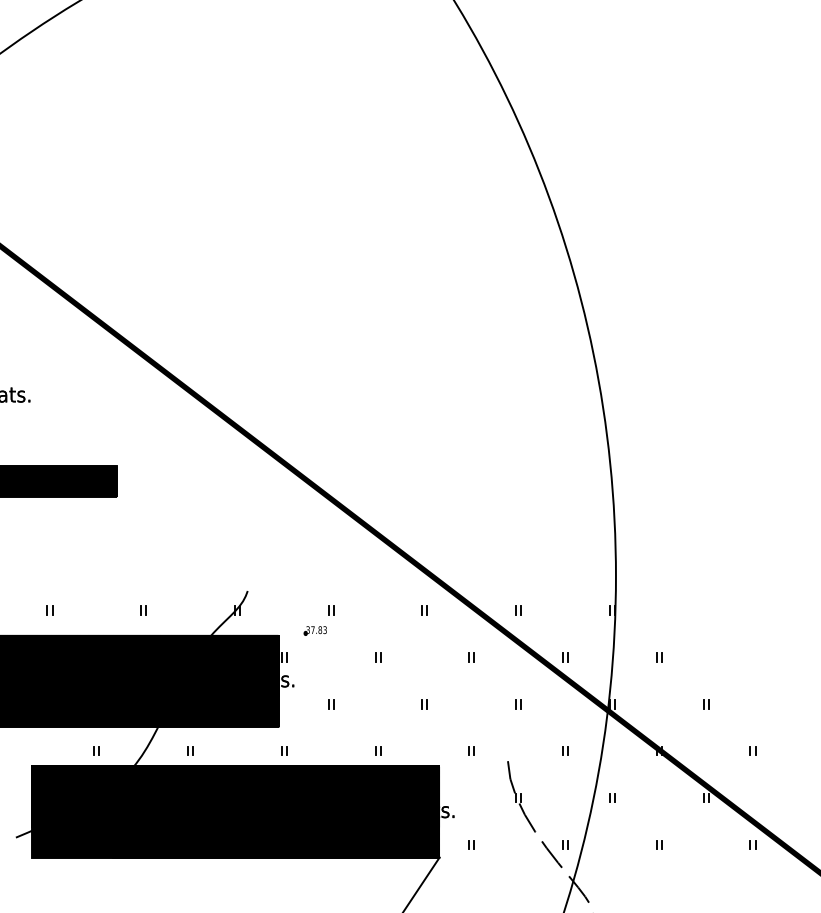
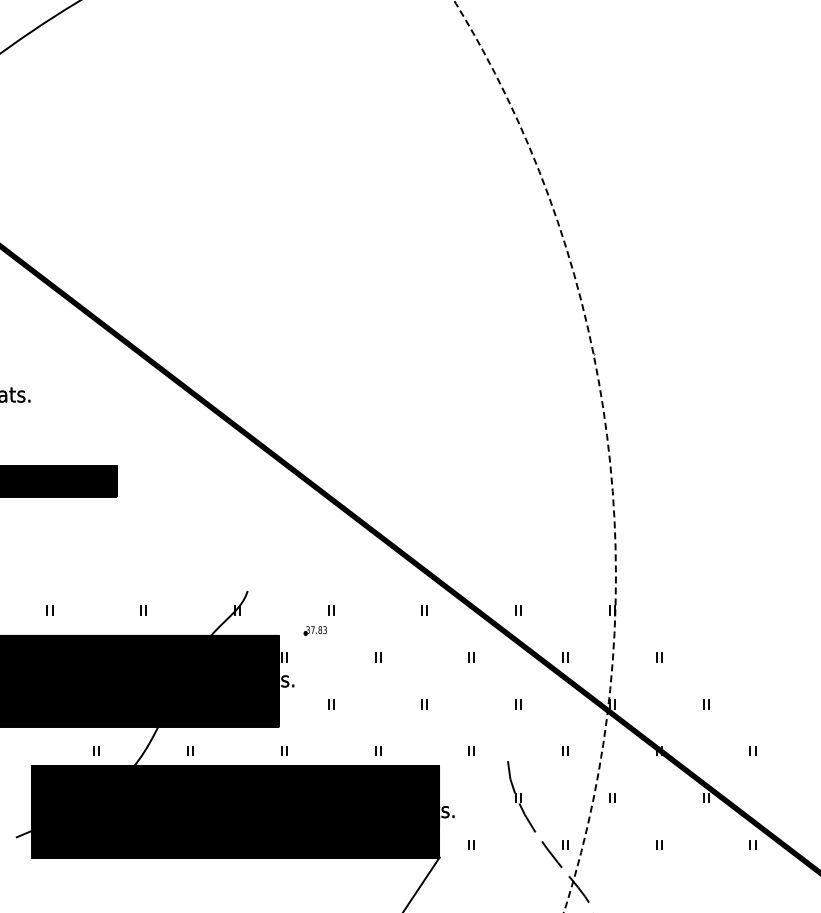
circle: solid -> dashed (534, 456)
